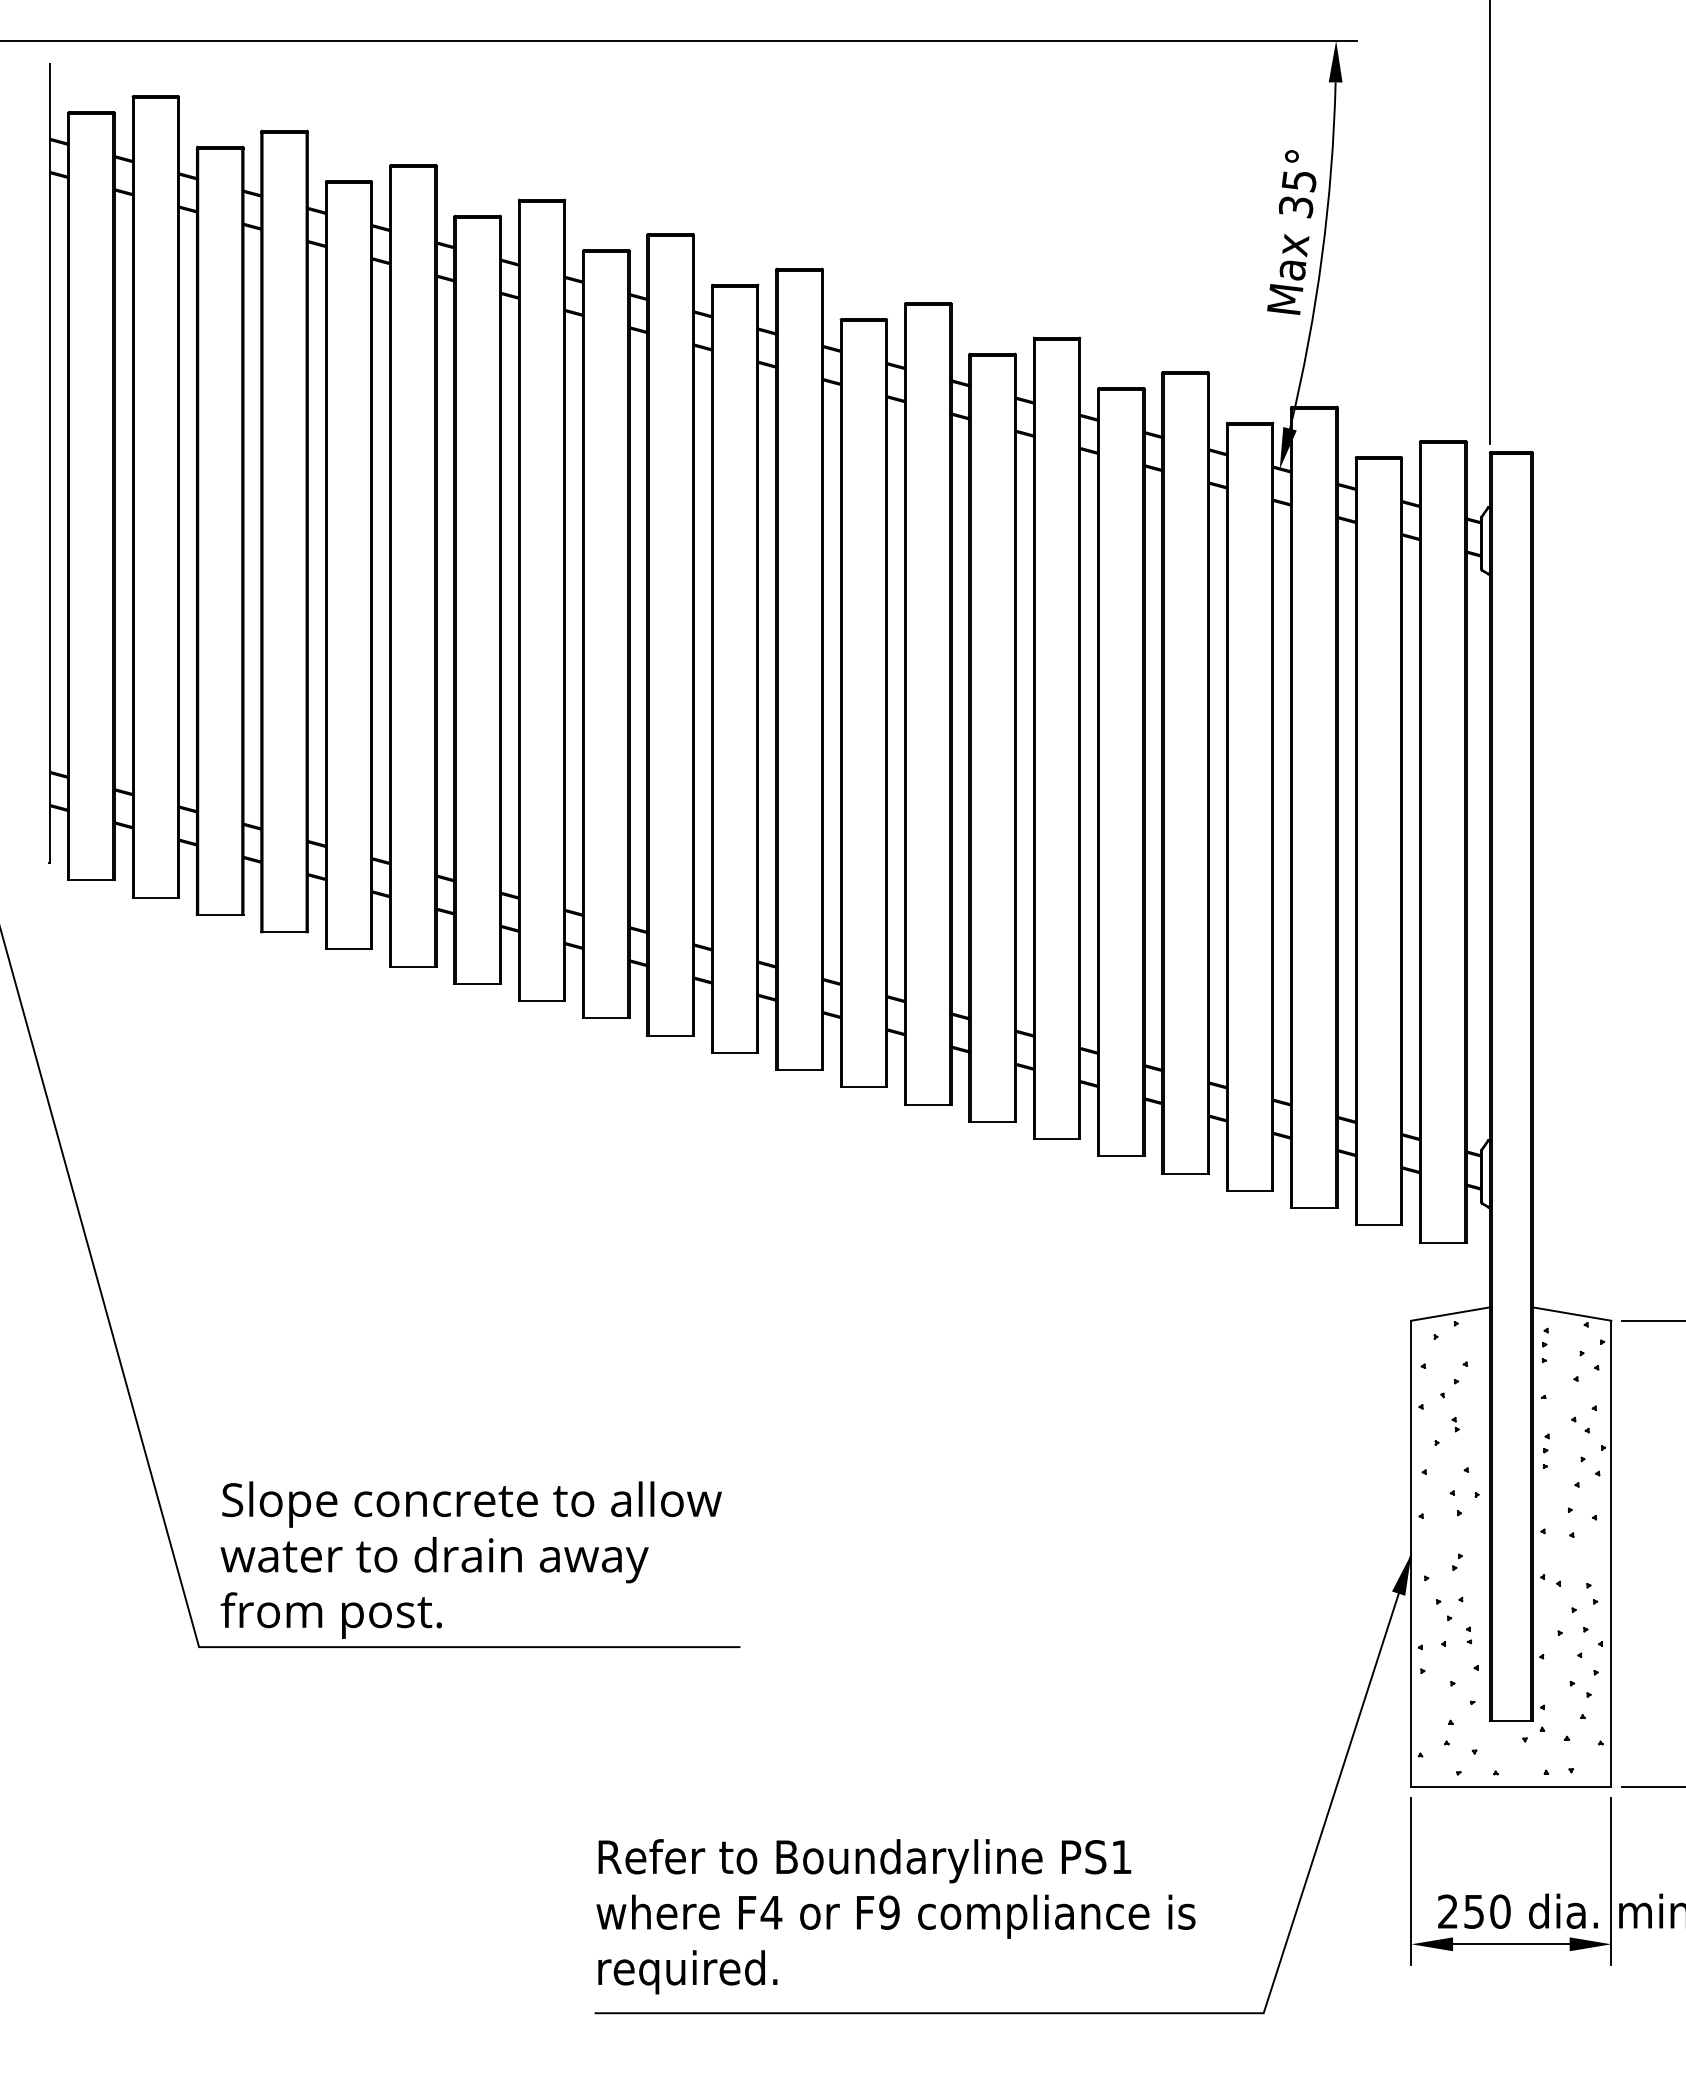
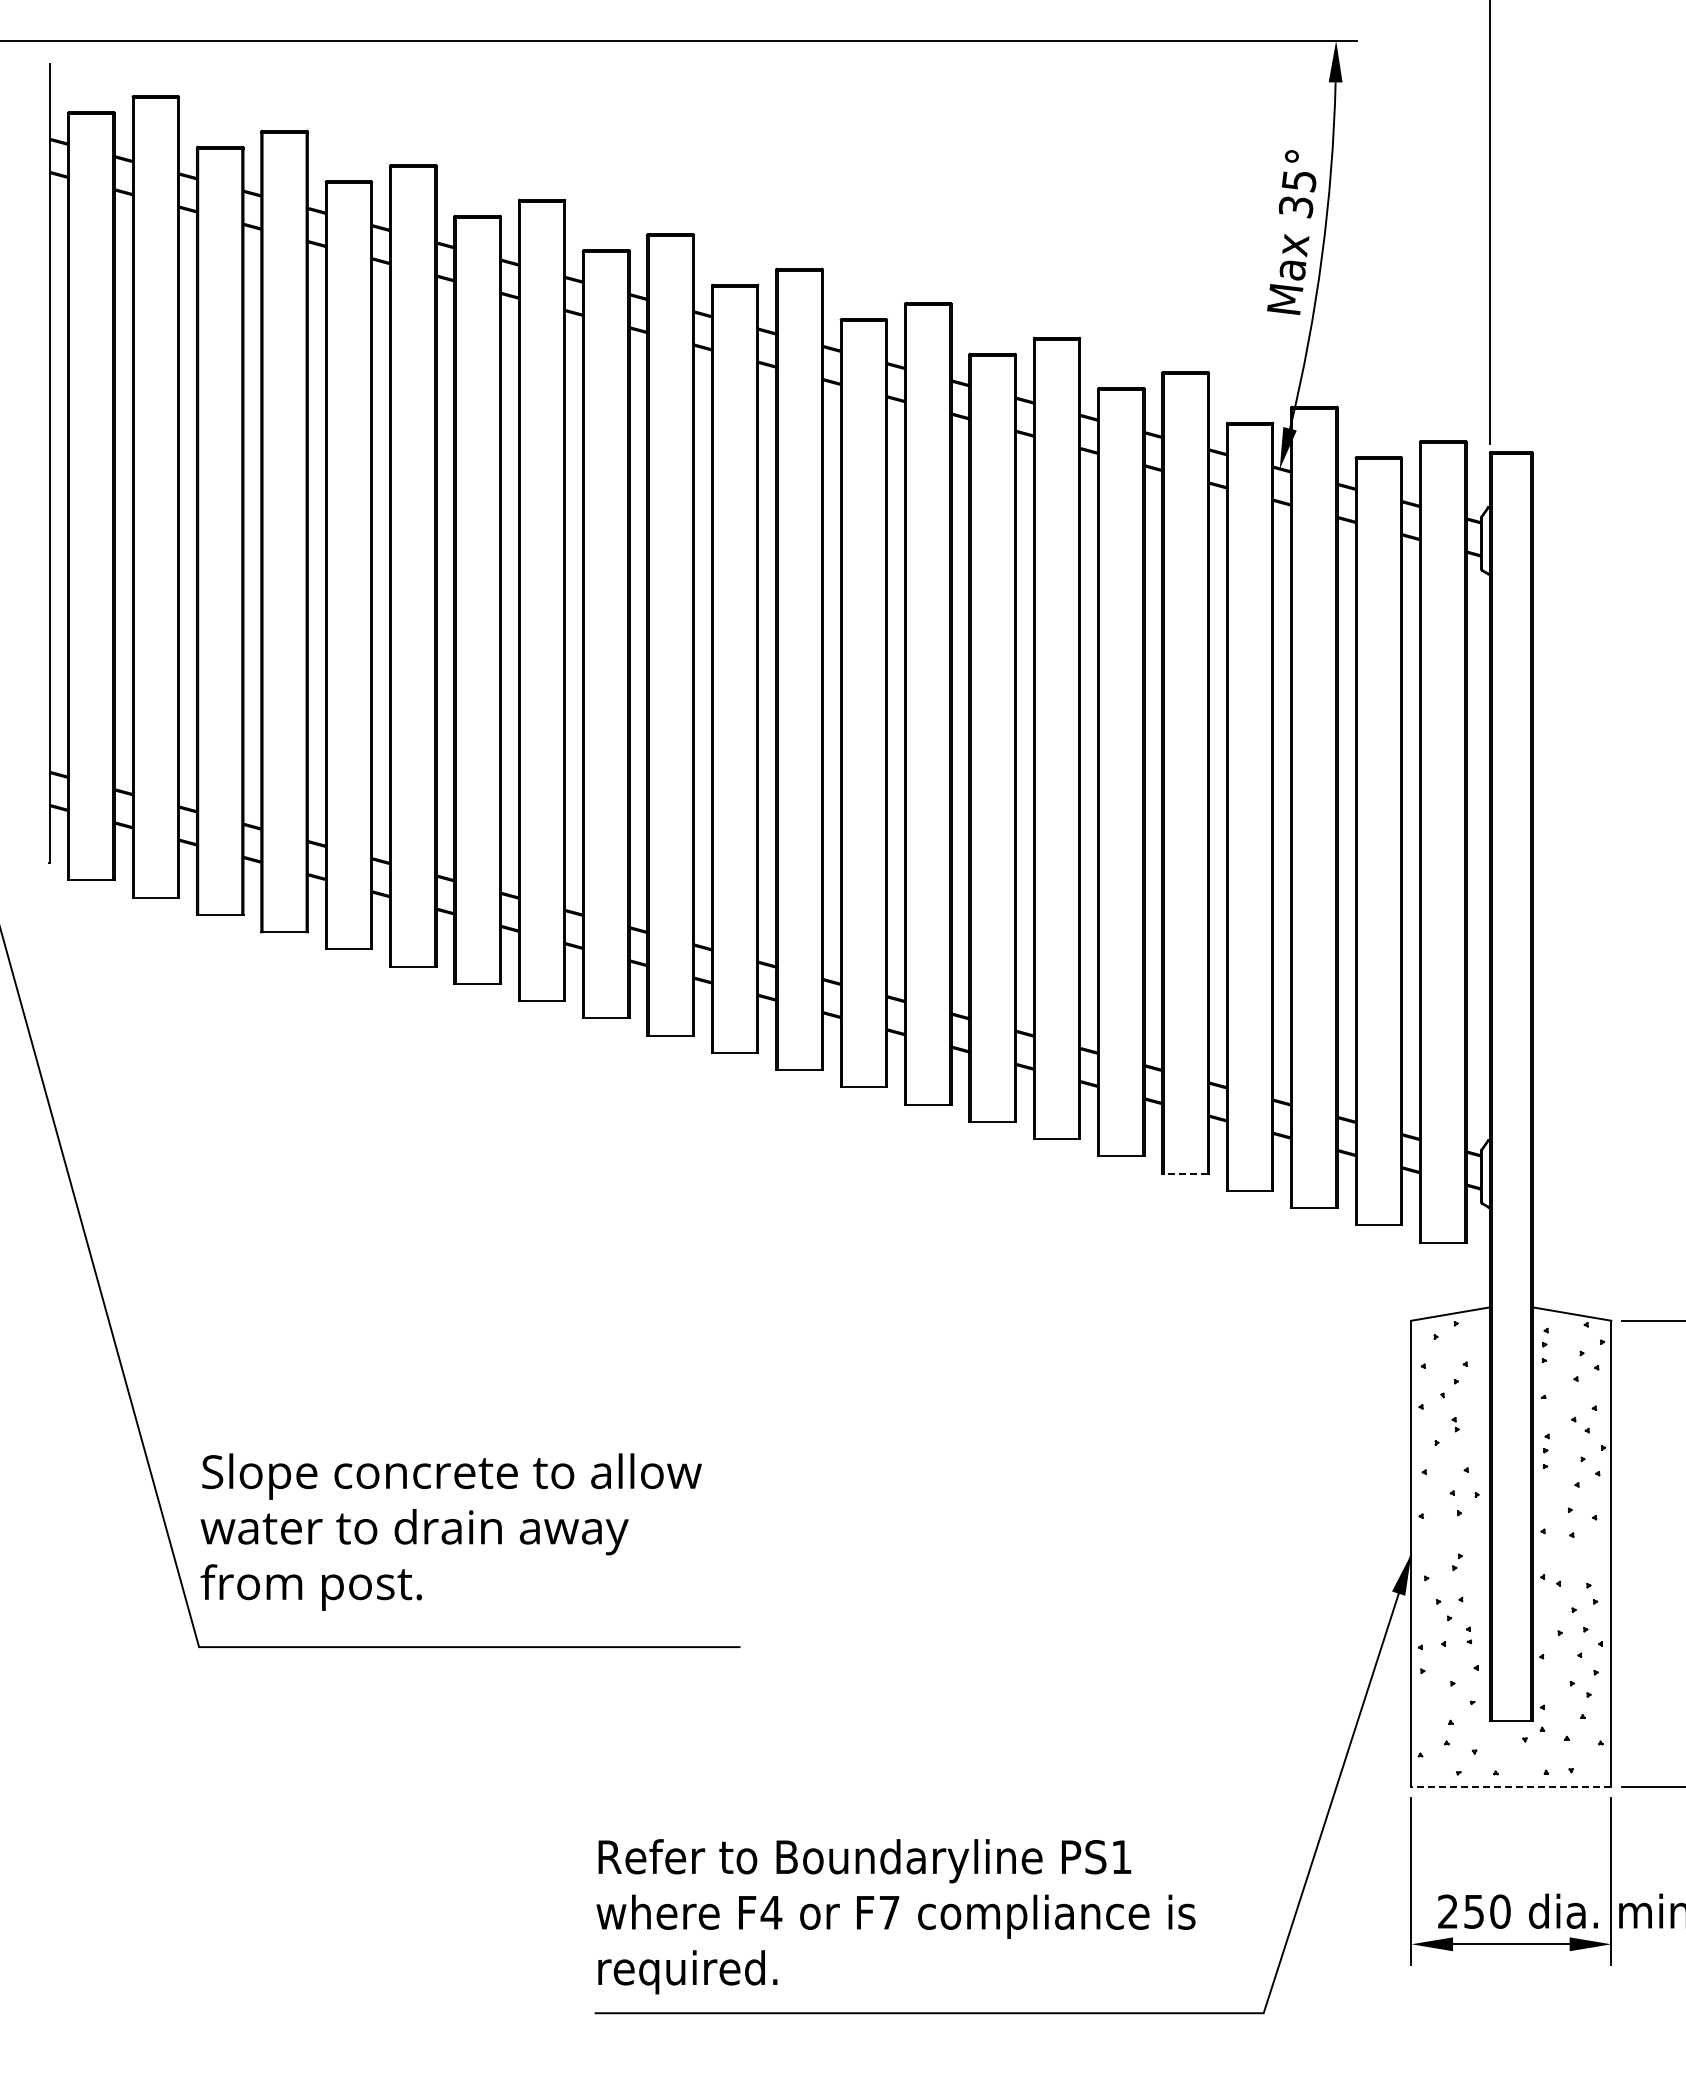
line: solid -> dashed (1185, 1173)
text position: (470, 1559) -> (450, 1531) (450, 1531)
line: solid -> dashed (1511, 1787)
text: F9 -> F7 (889, 1912)
